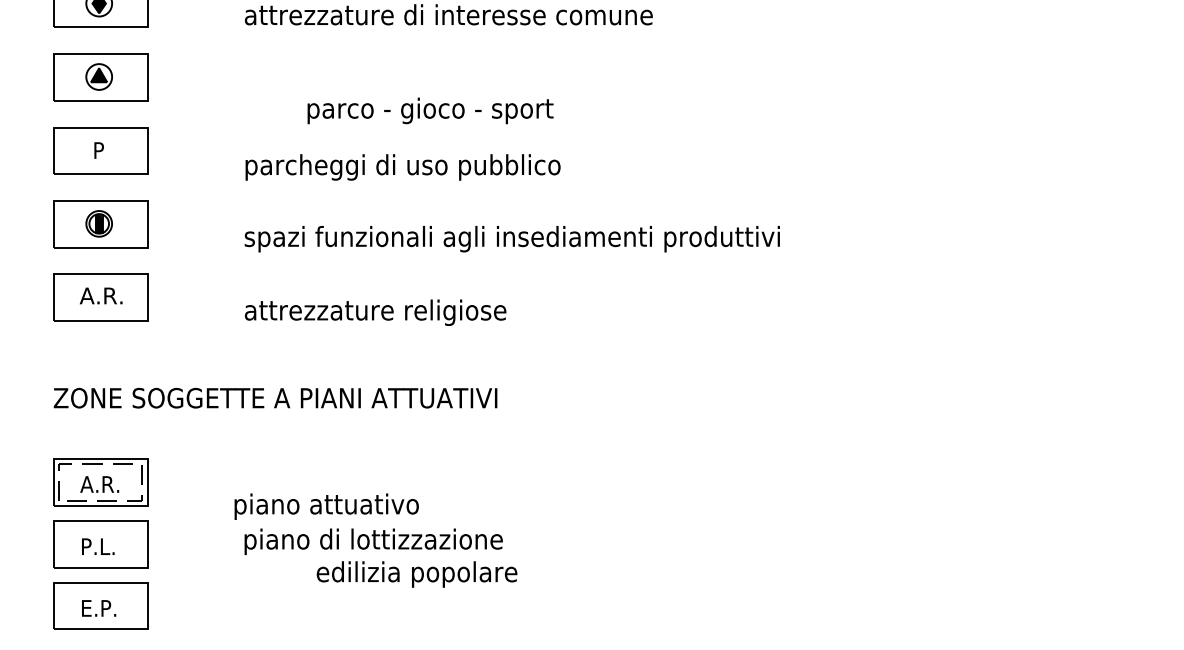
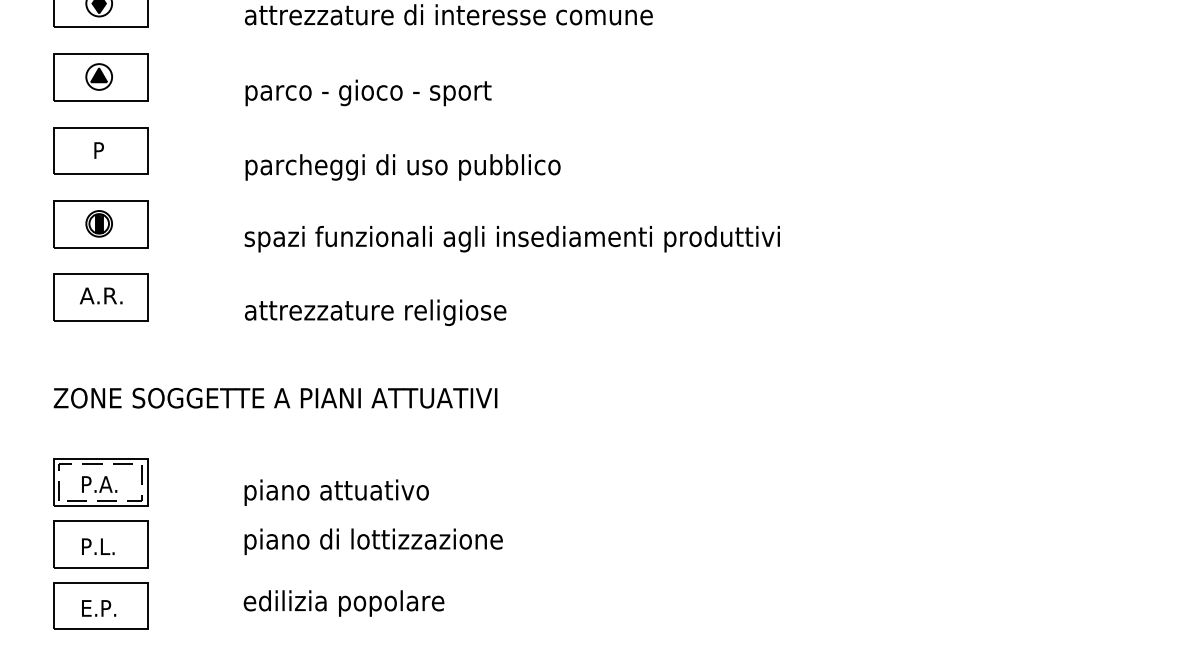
text position: (430, 110) -> (368, 92) (368, 92)
text: A.R. -> P.A. (99, 484)
text position: (326, 506) -> (336, 492) (336, 492)
text position: (416, 574) -> (343, 603) (343, 603)
